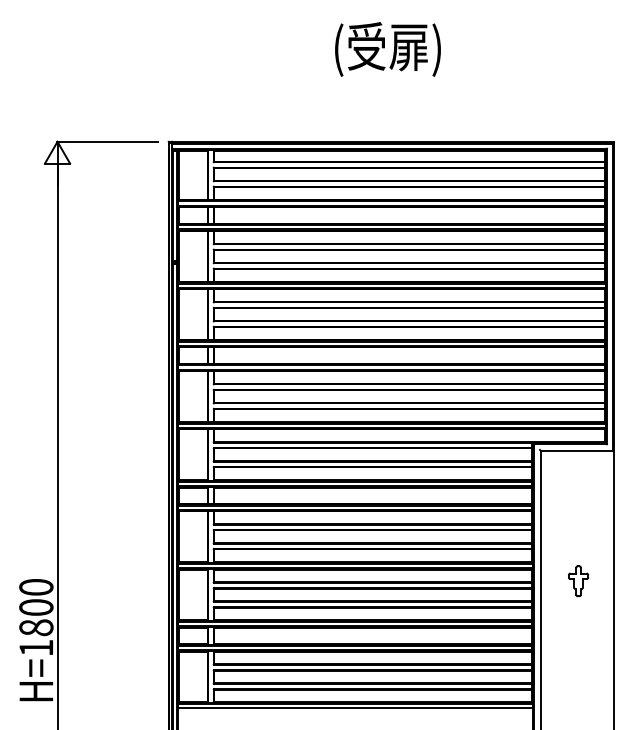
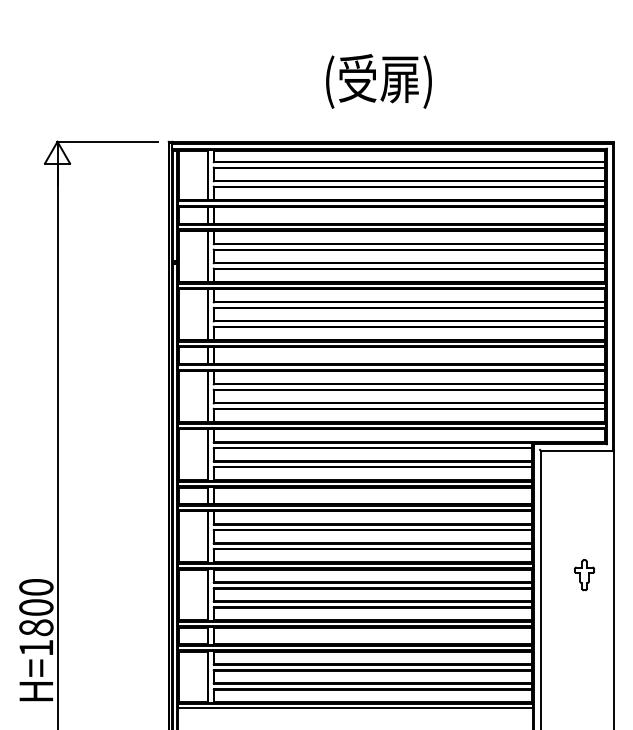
text position: (387, 49) -> (378, 81) (378, 81)
part position: (578, 581) -> (584, 575) (584, 575)
